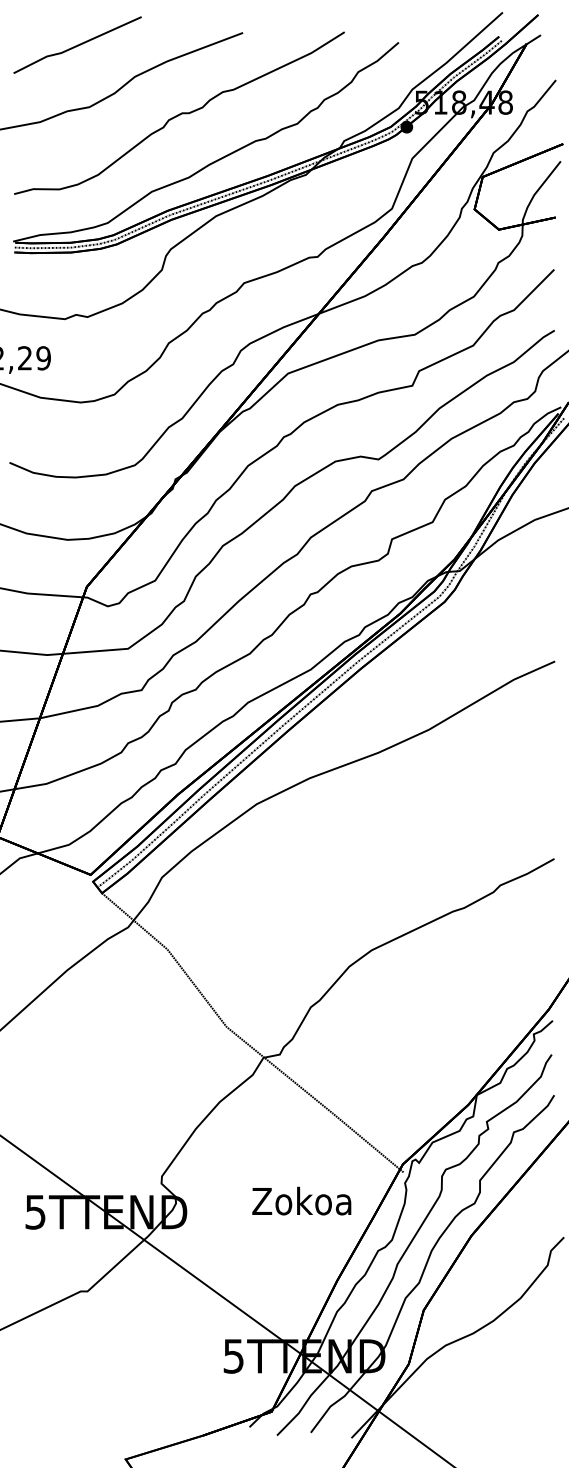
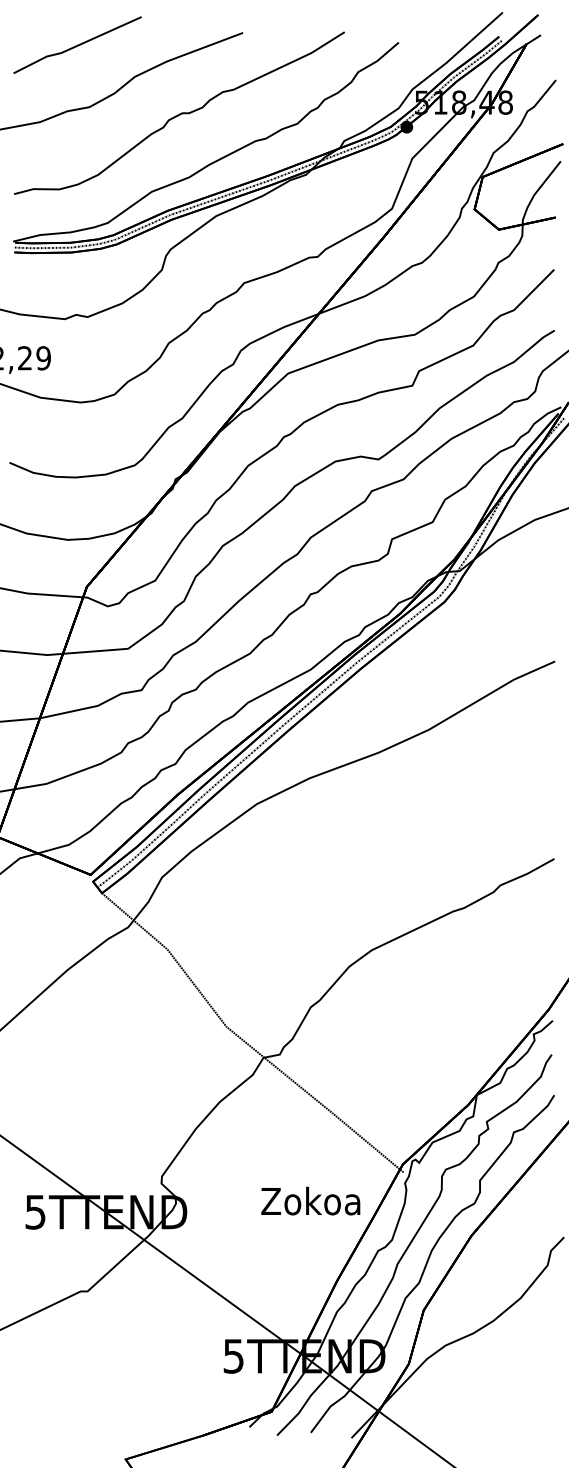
text position: (301, 1200) -> (310, 1200) (310, 1200)
